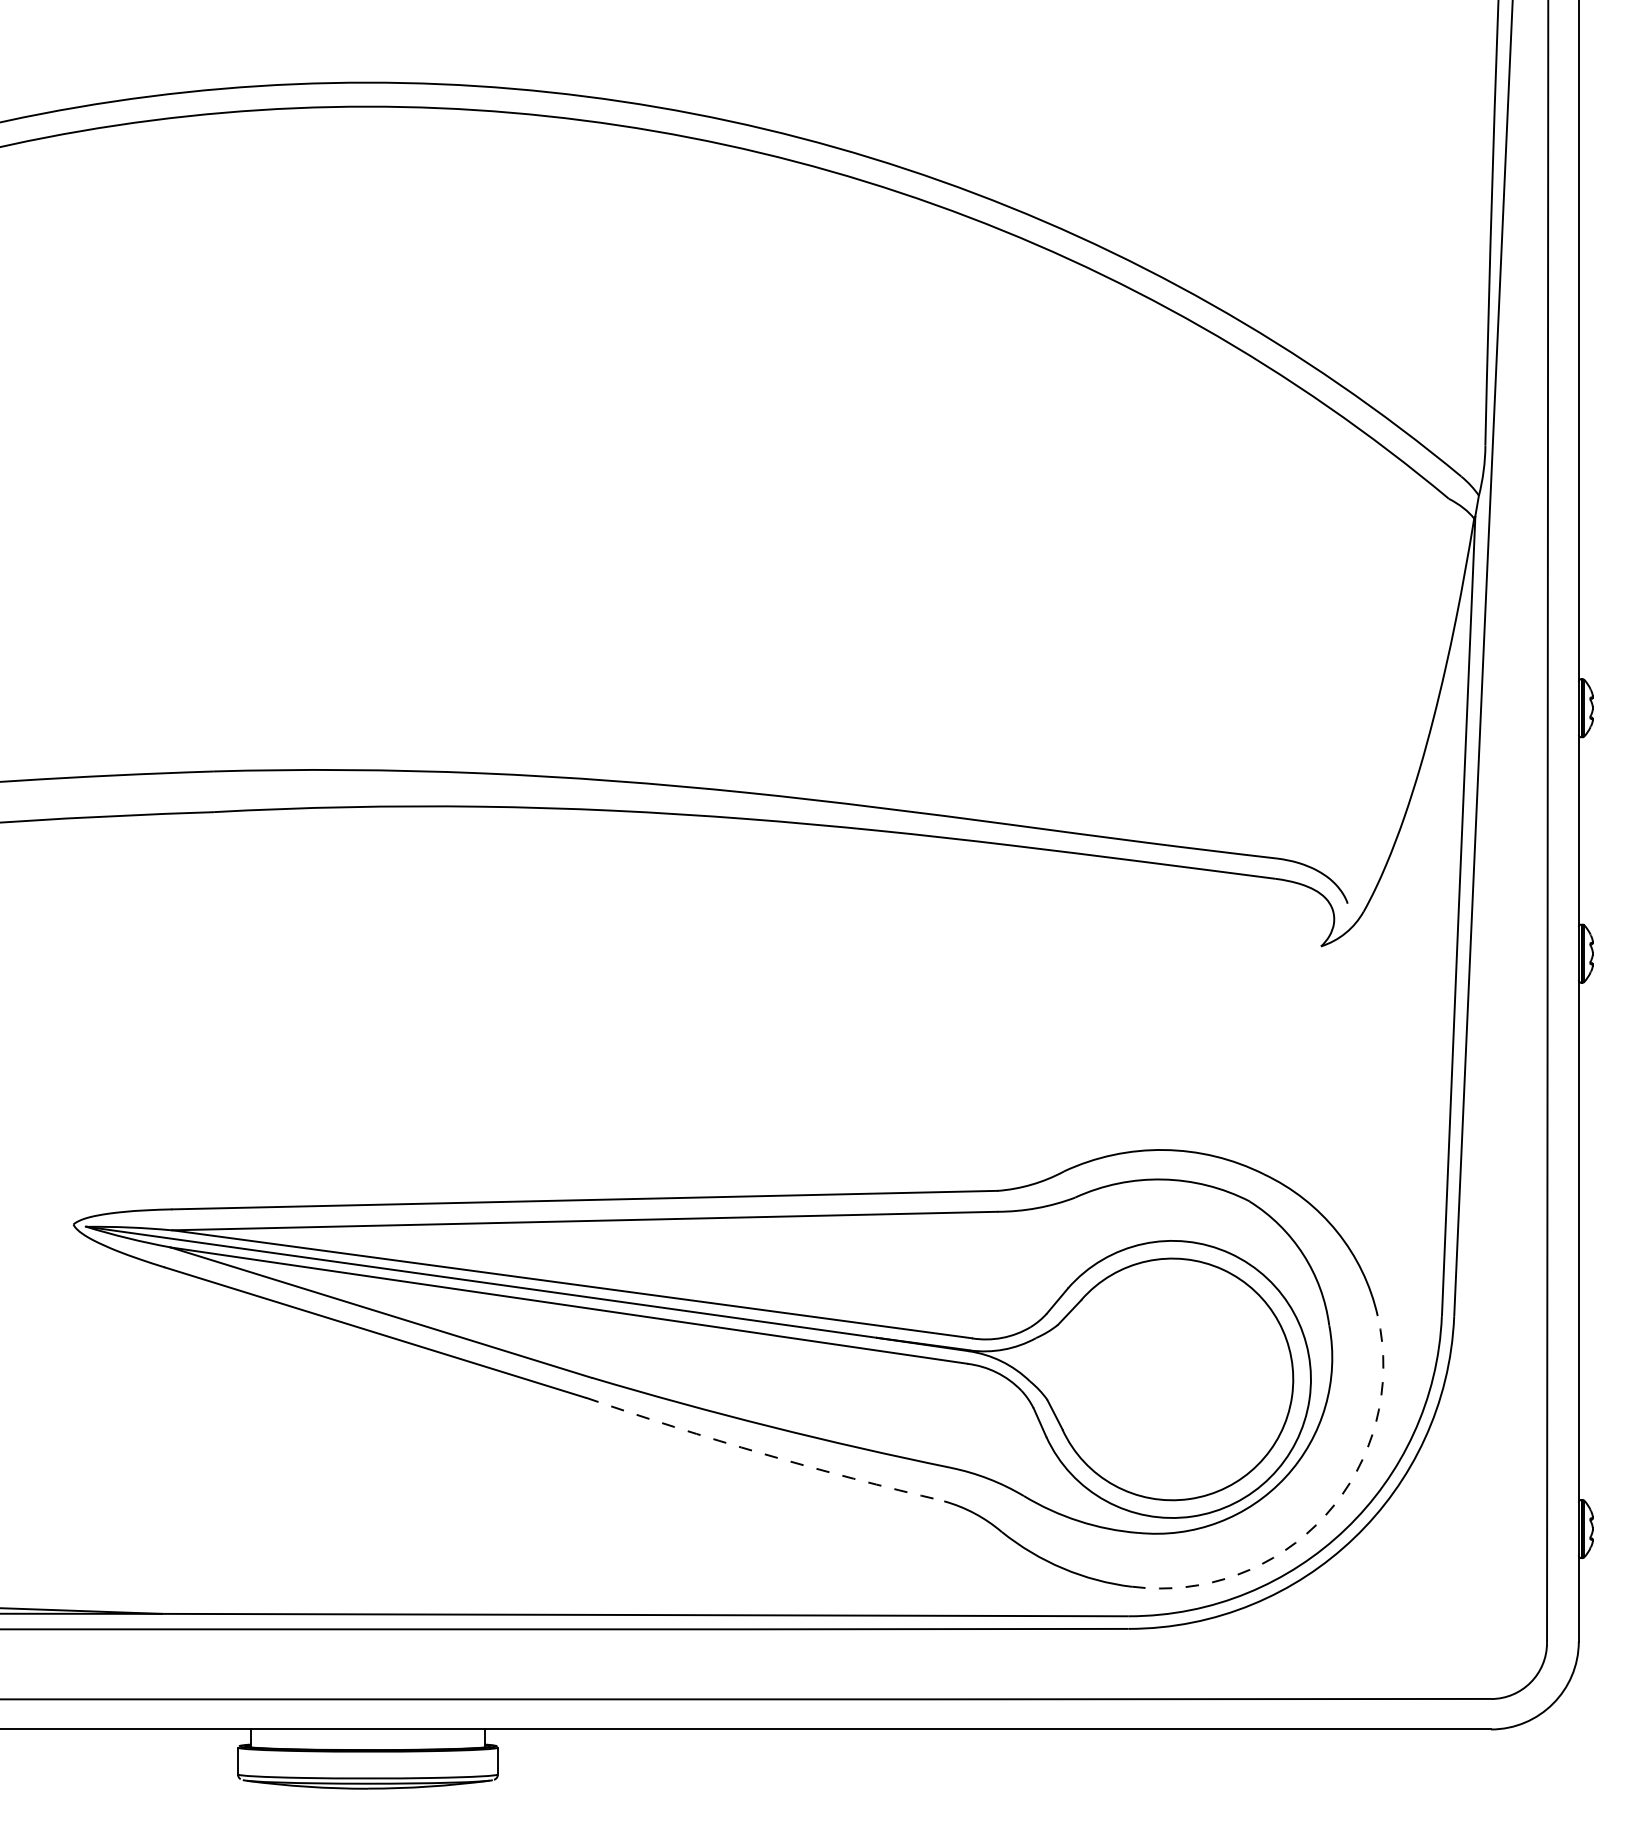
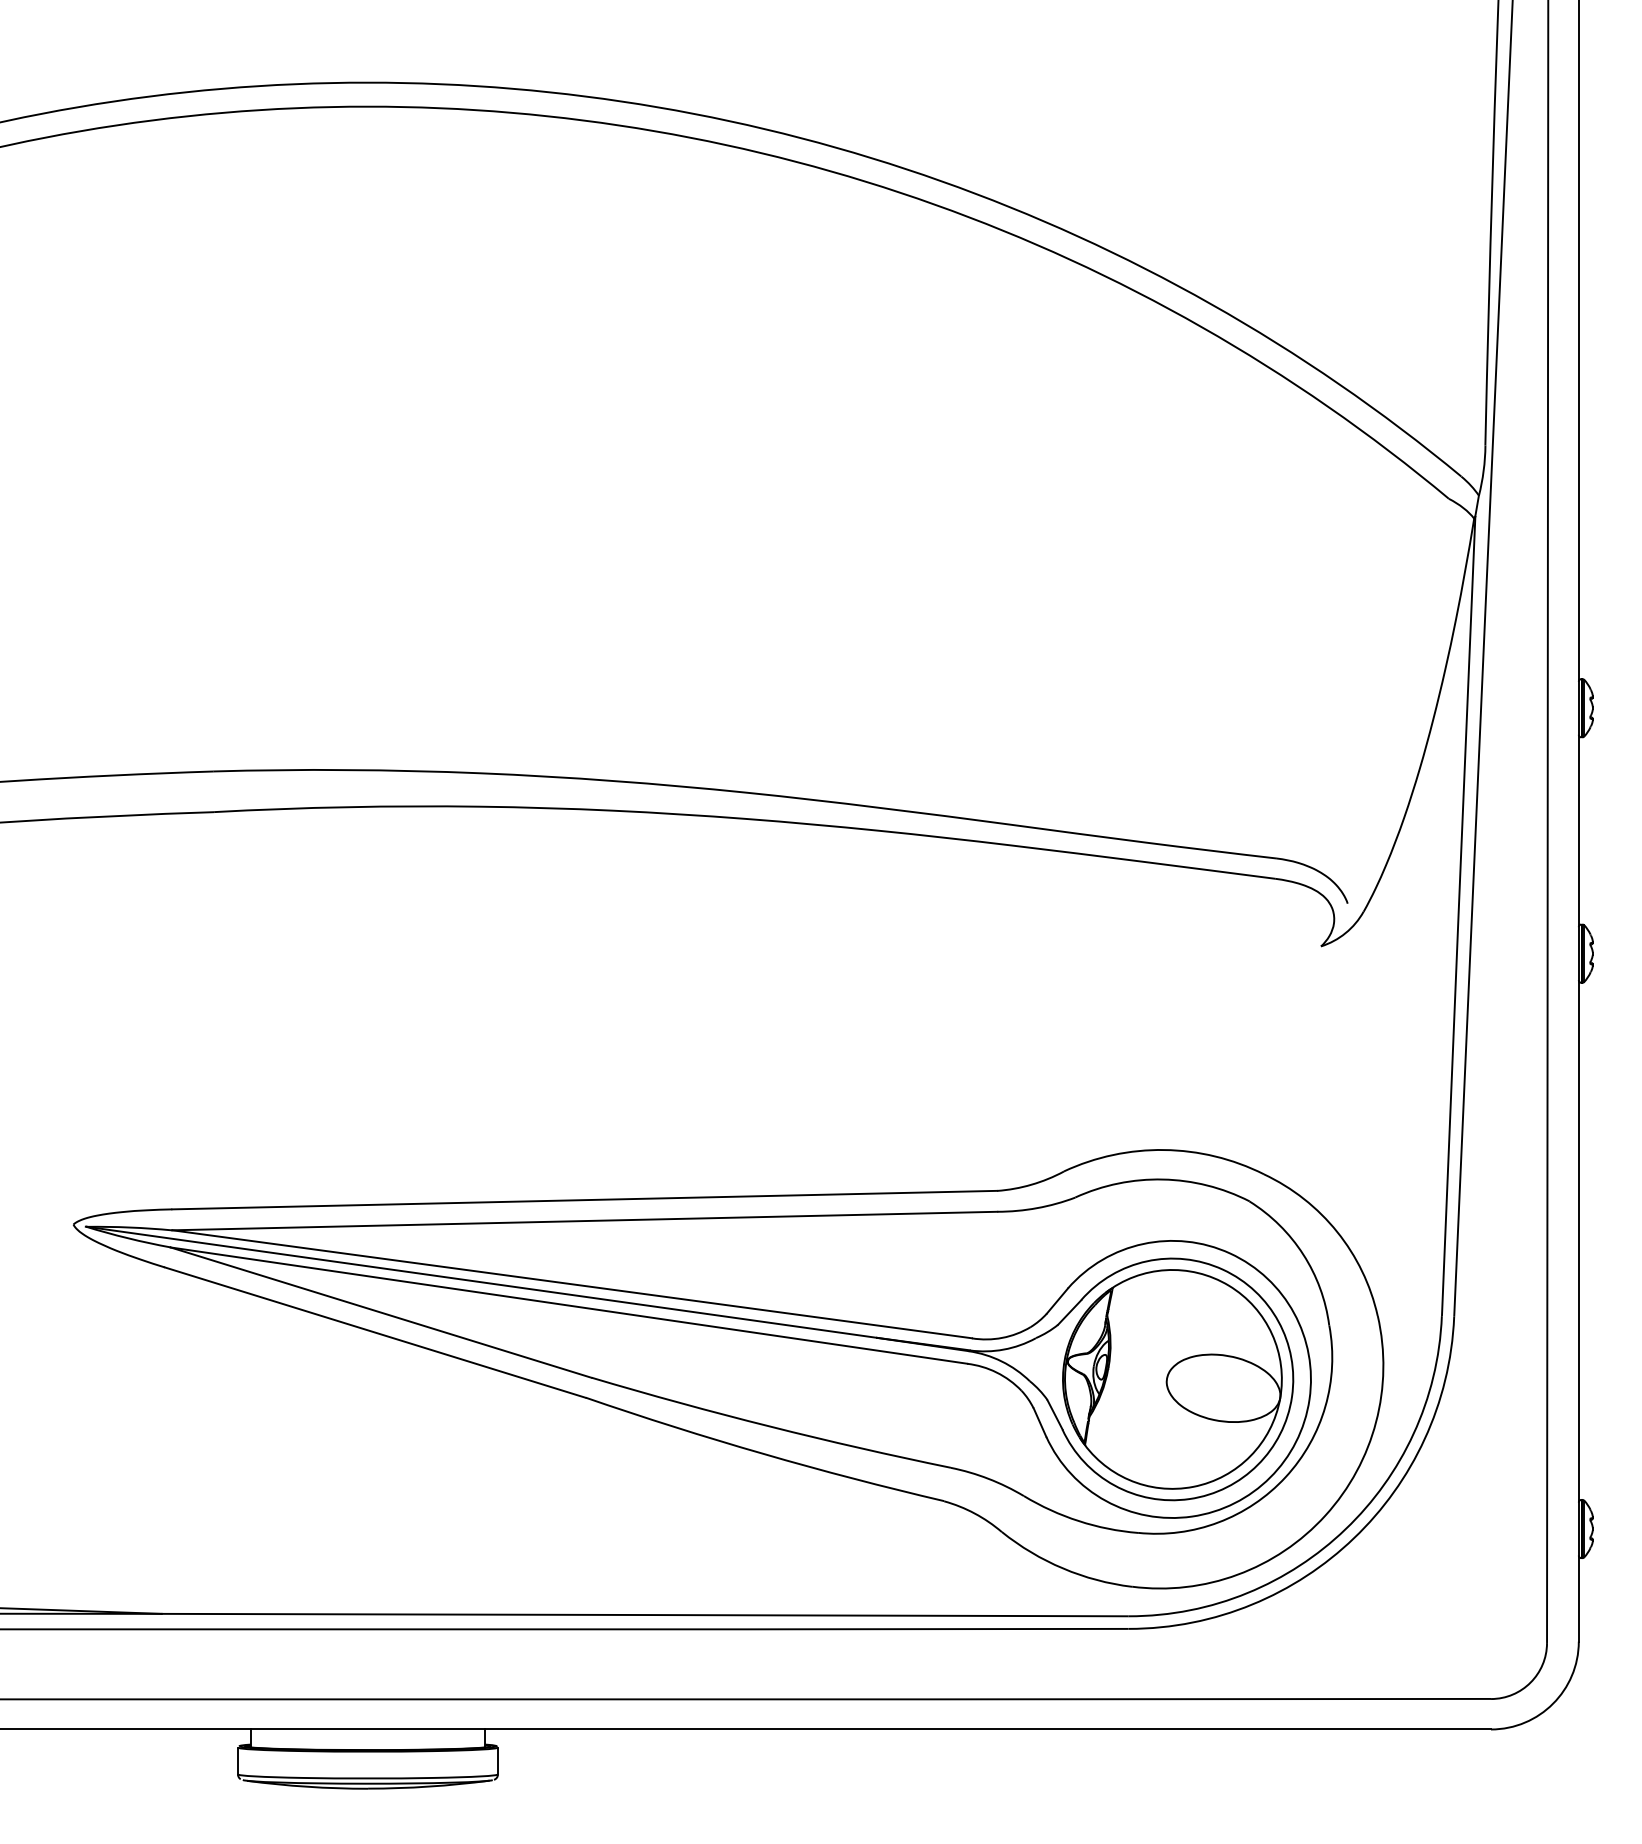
part: none -> present (1172, 1379)
arc: dashed -> solid (763, 1453)
arc: dashed -> solid (1325, 1515)
